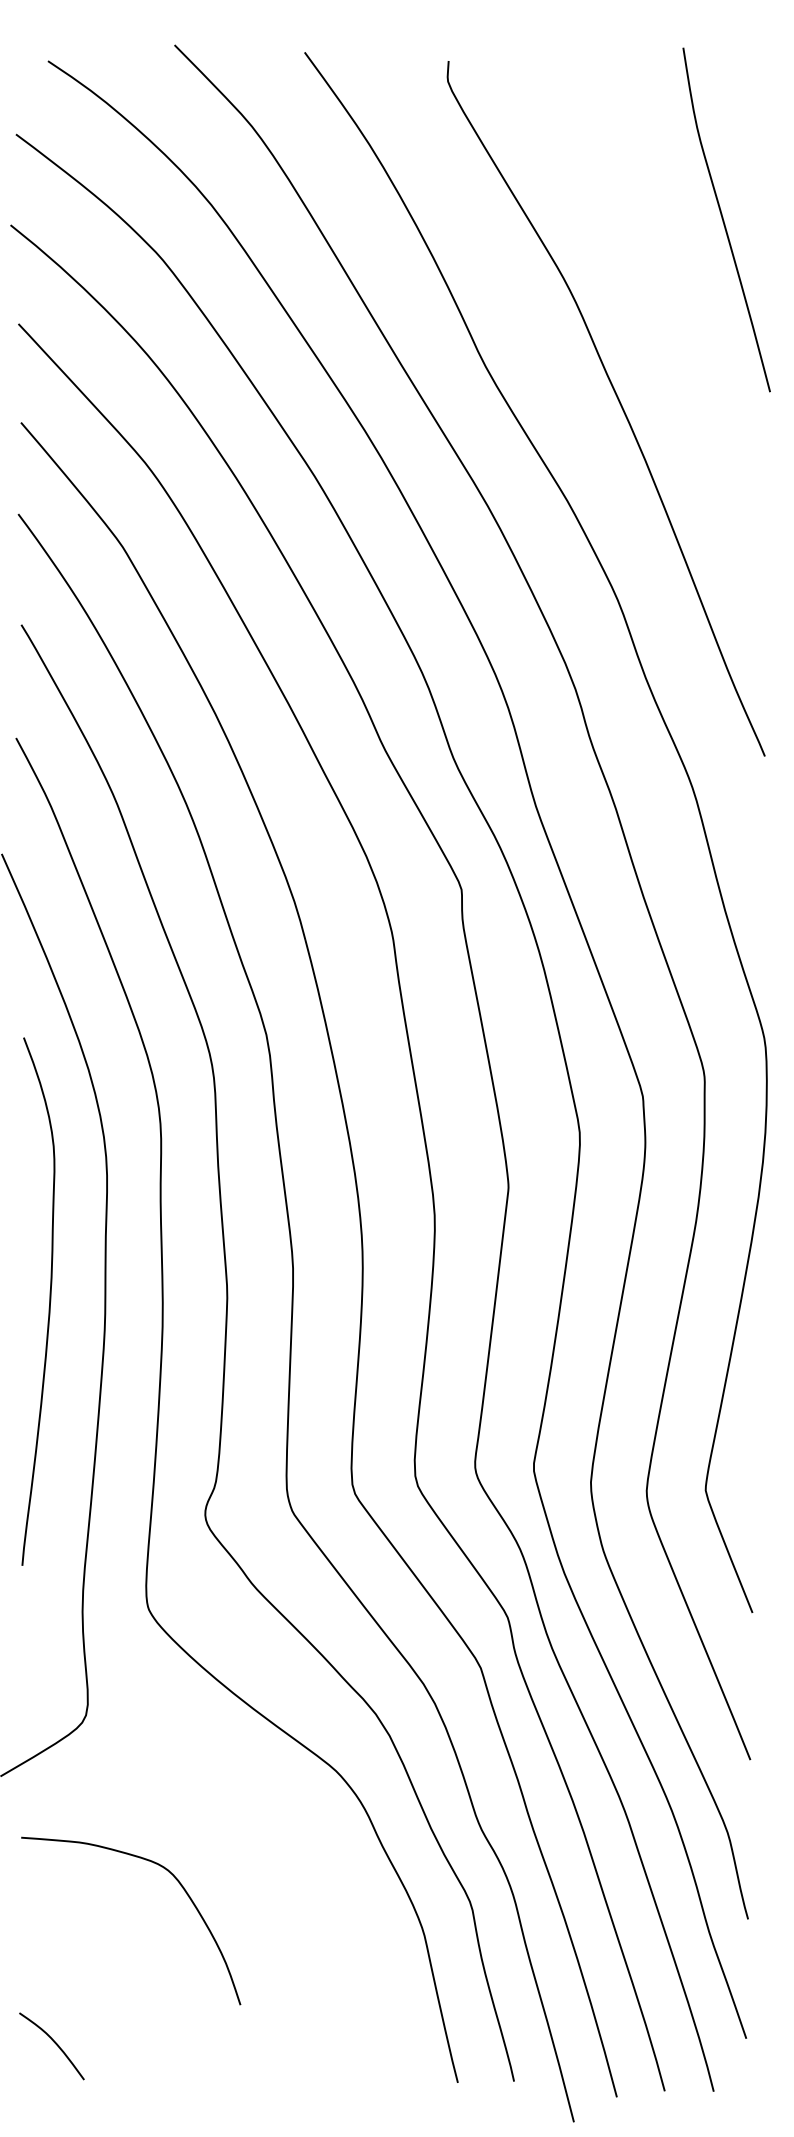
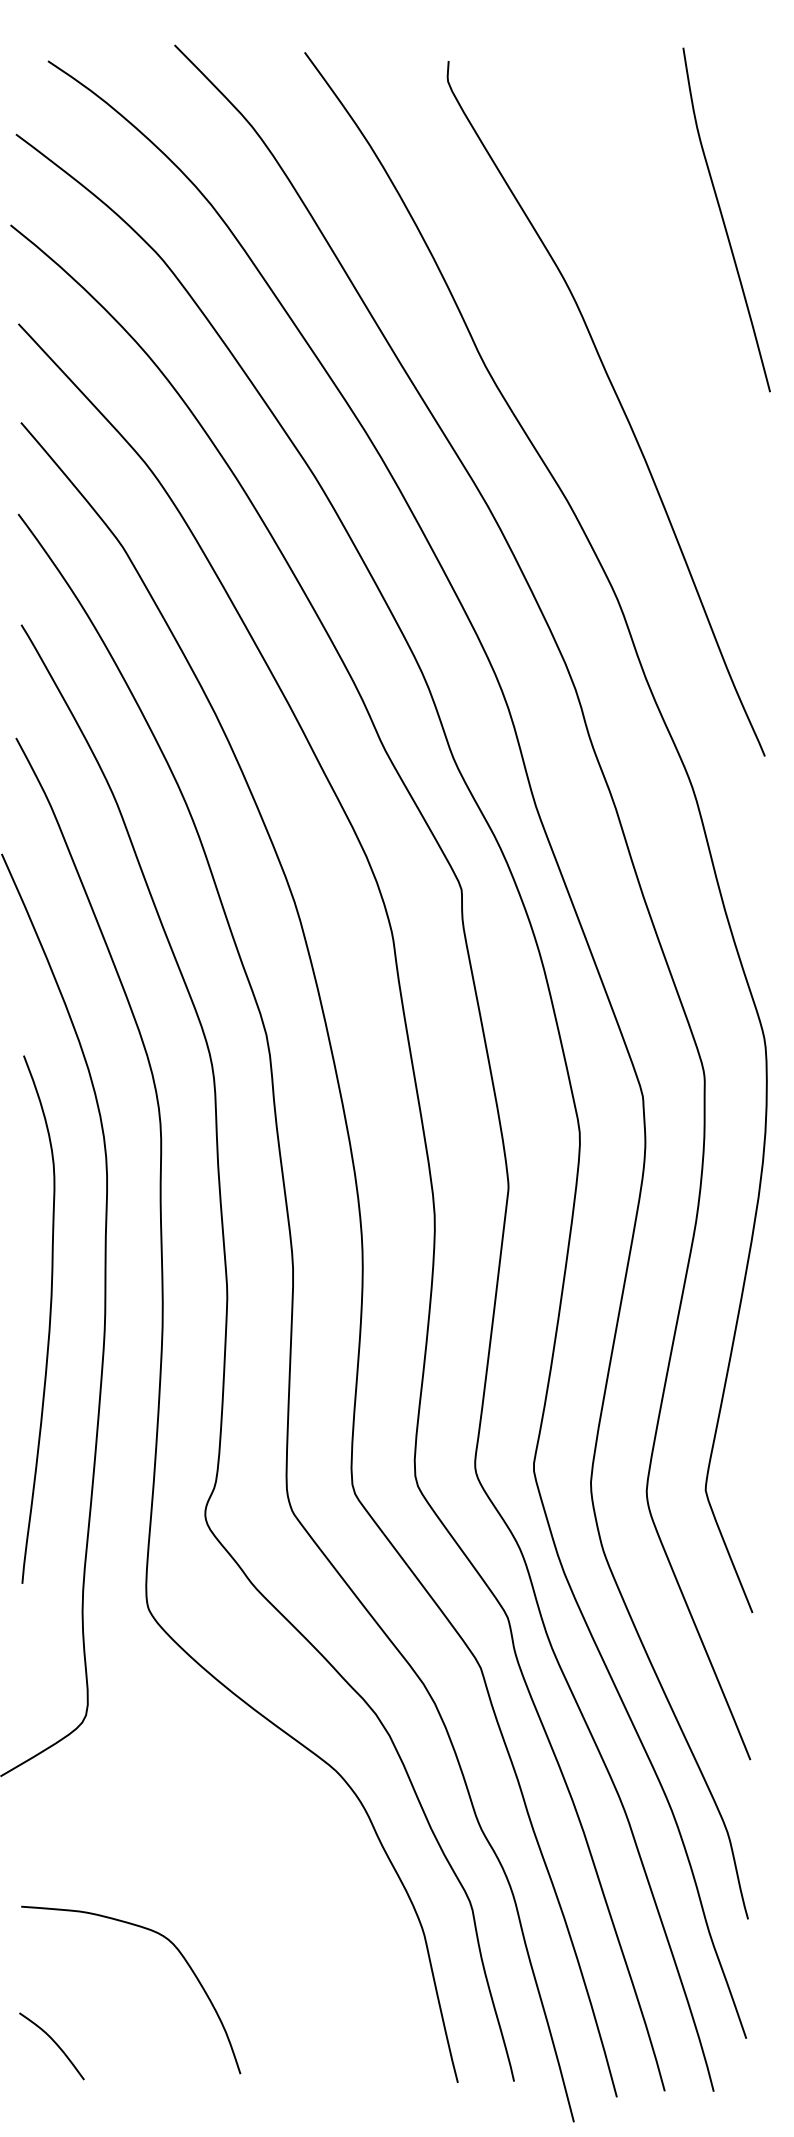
curve position: (49, 1301) -> (49, 1319) (49, 1319)
curve position: (181, 1887) -> (181, 1956) (181, 1956)
